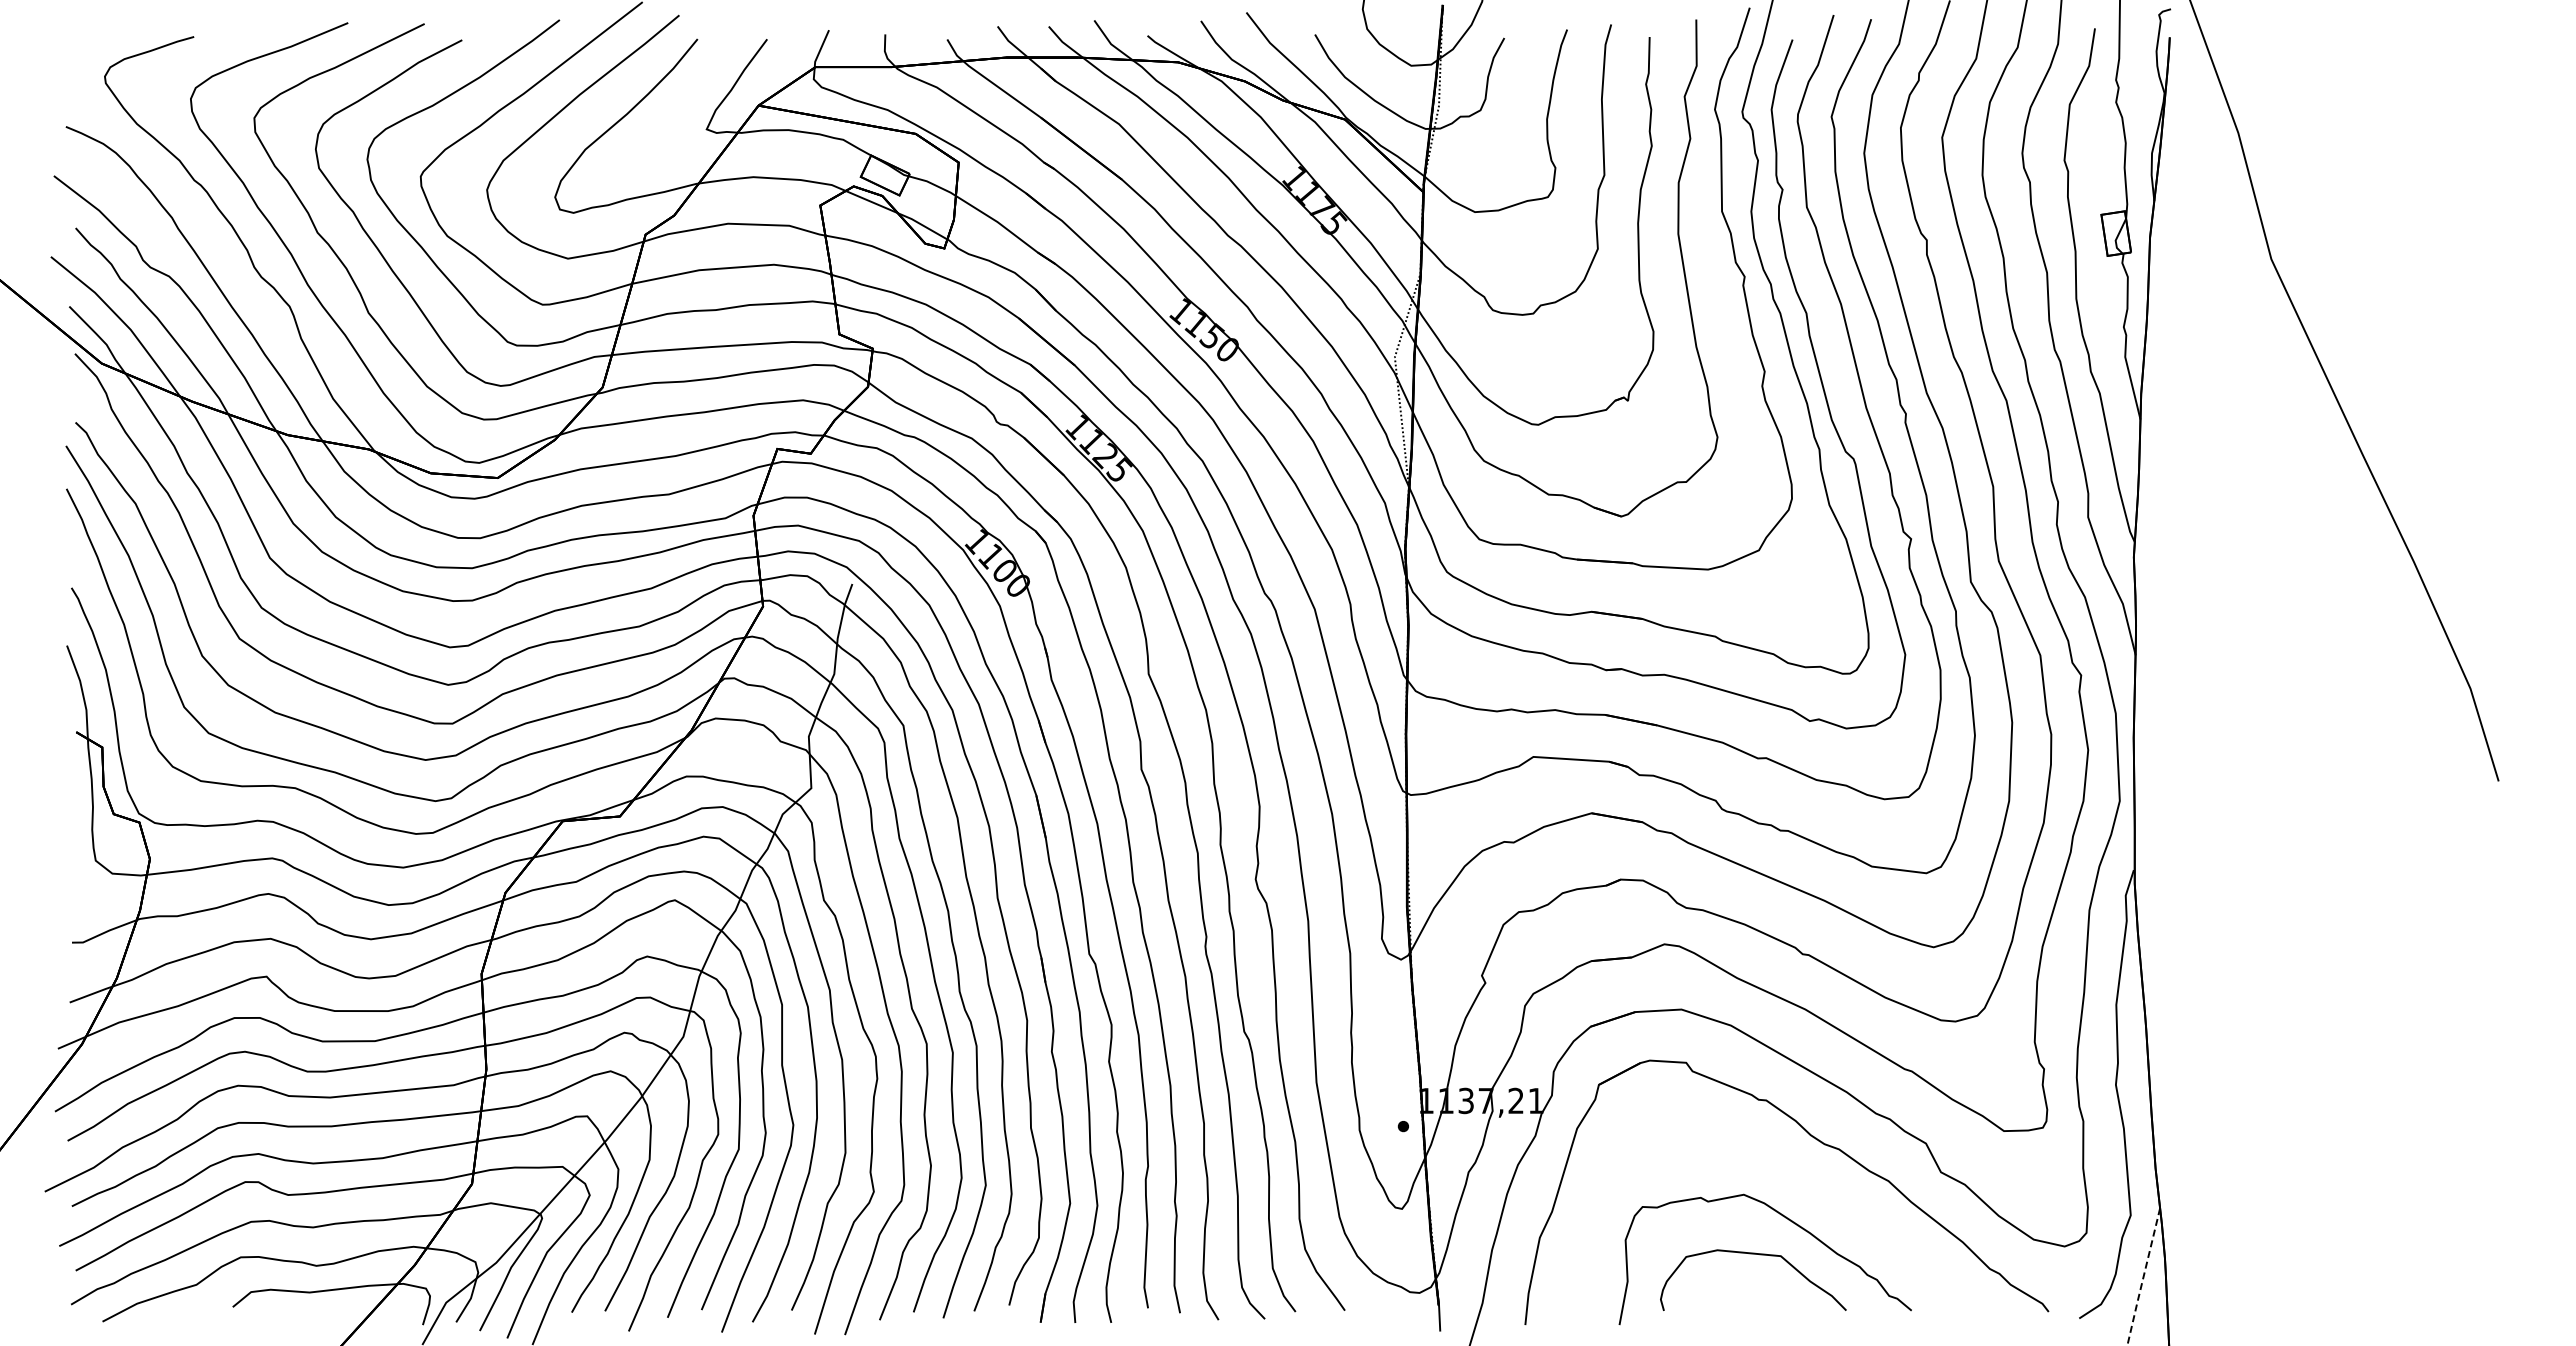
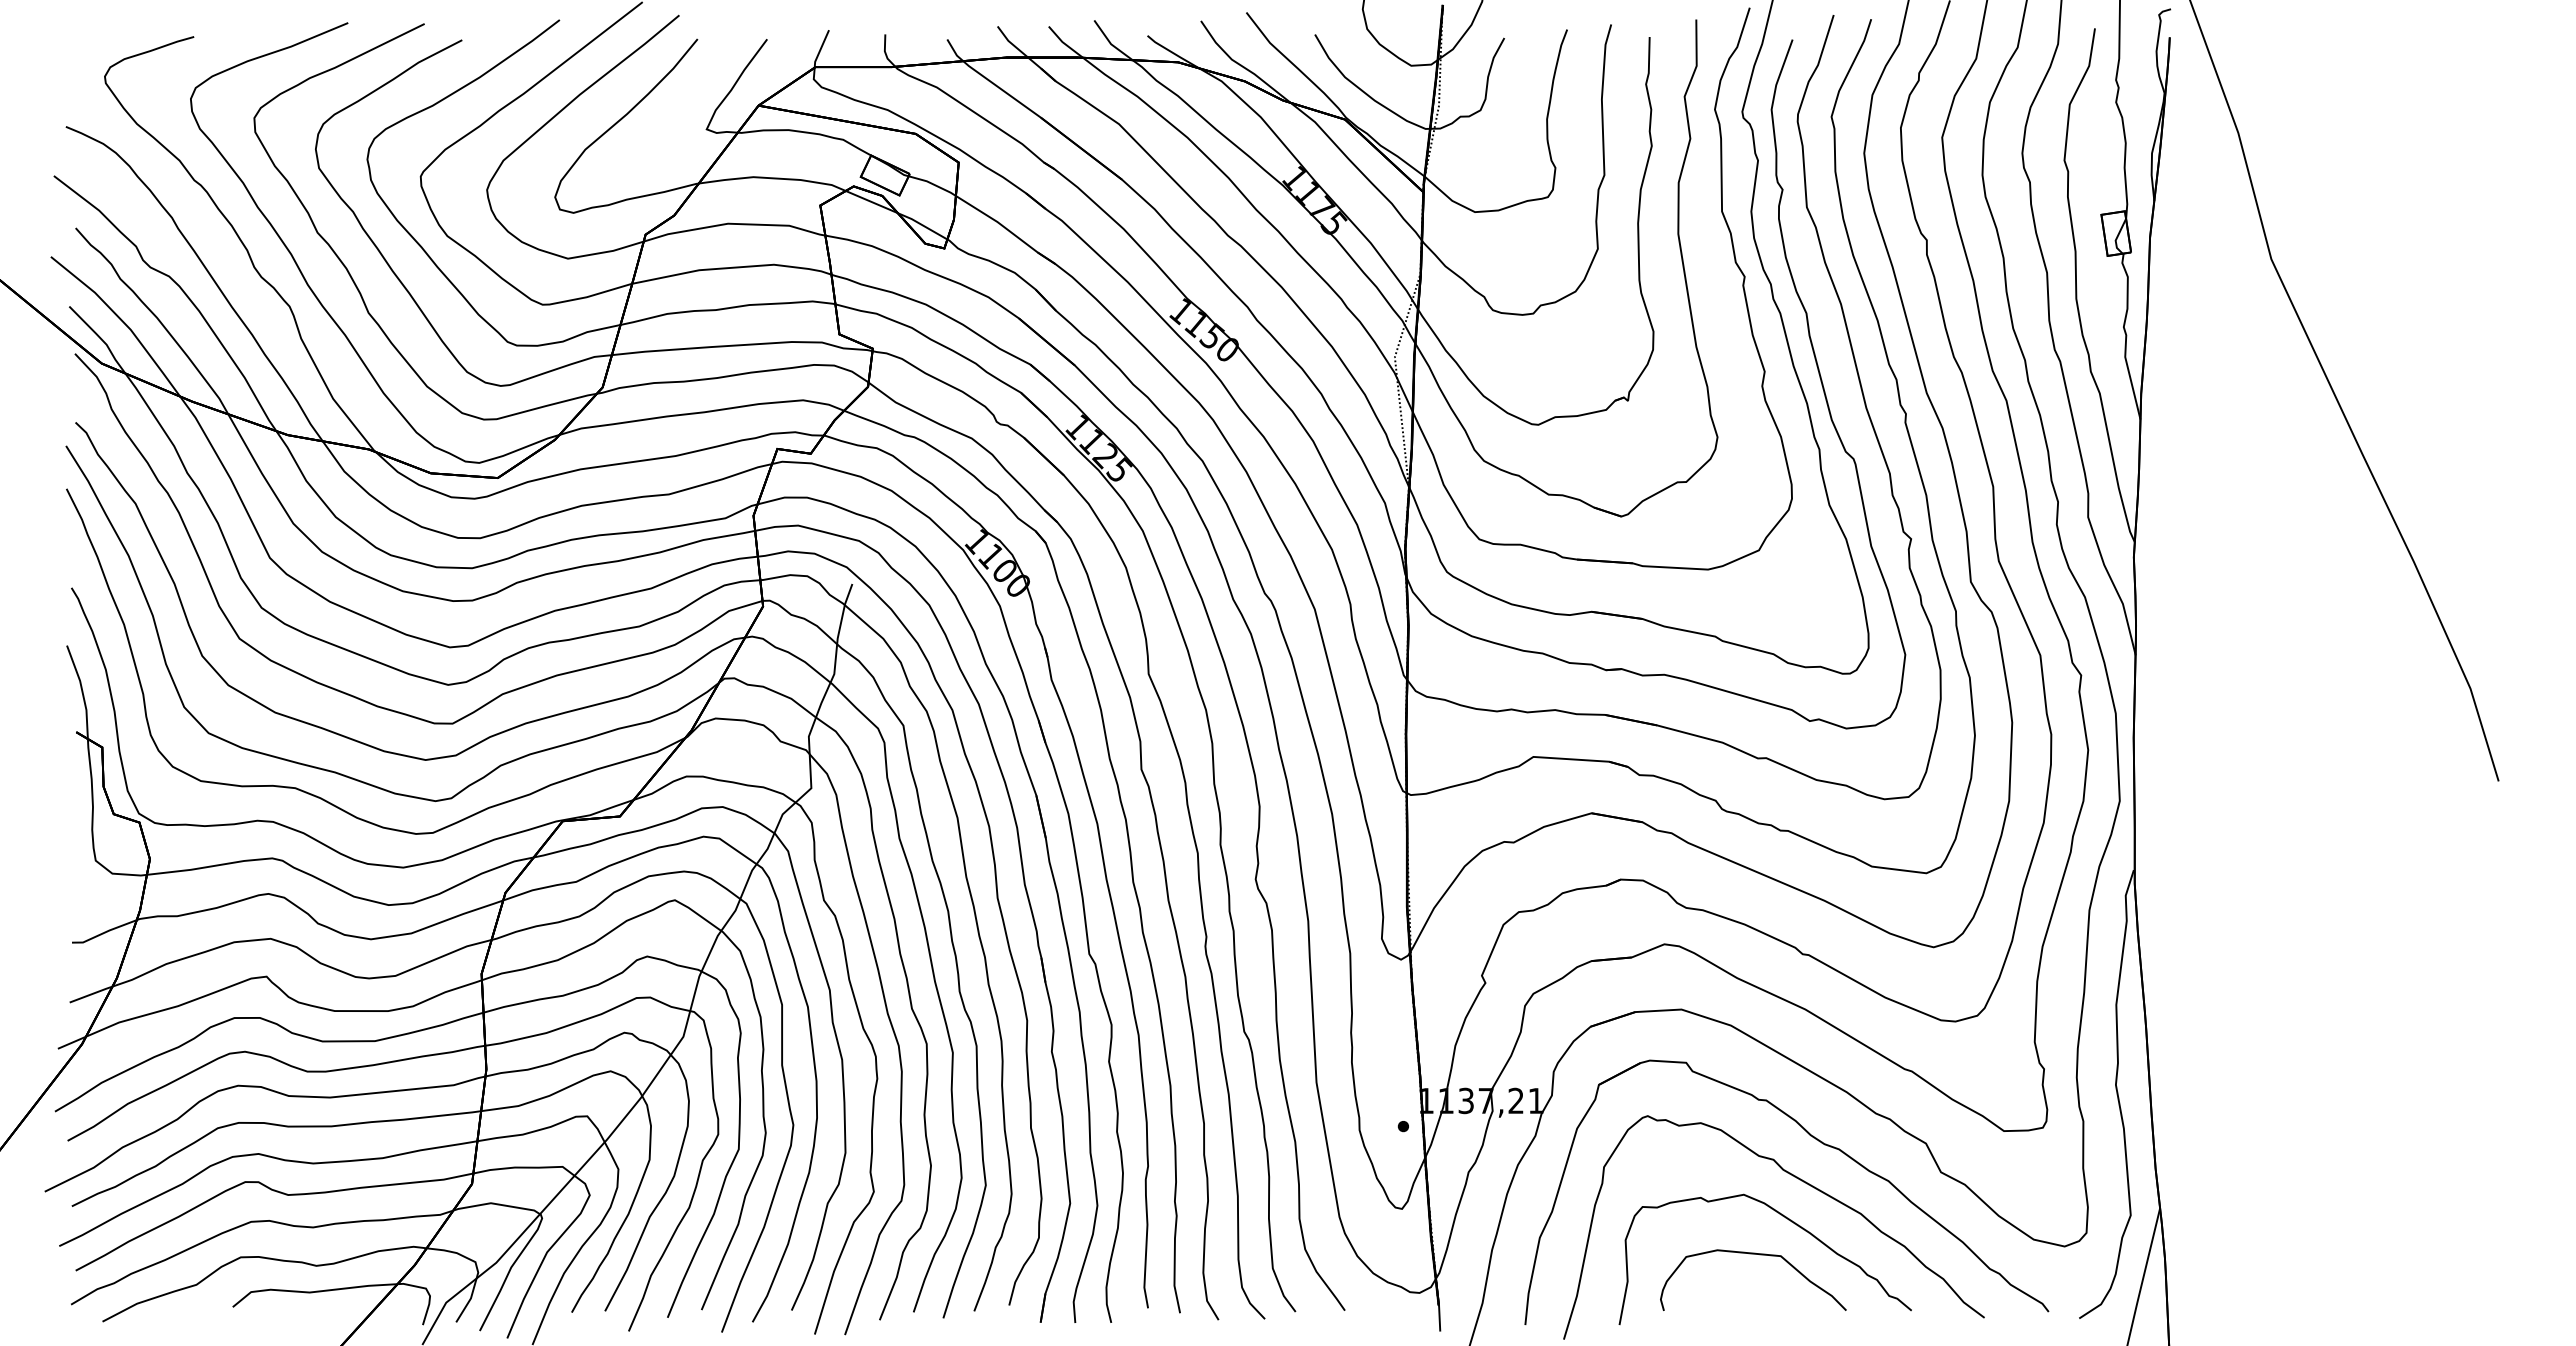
curve: none -> present (1799, 1180)
line: dashed -> solid (2143, 1278)
